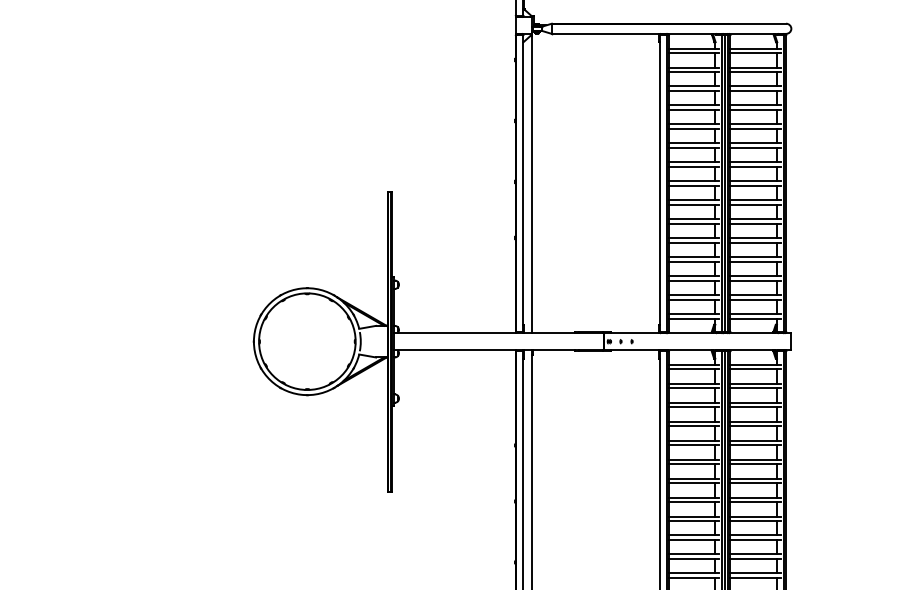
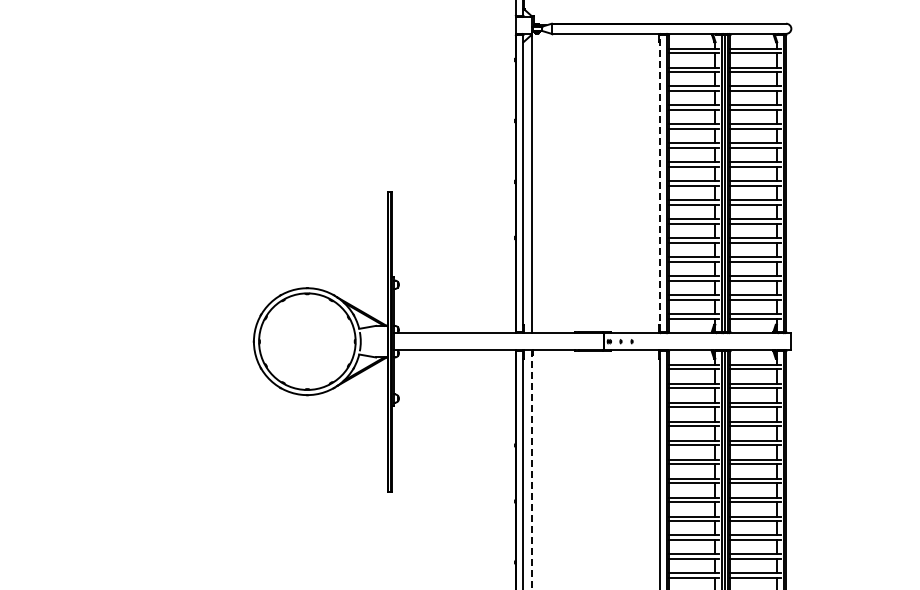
line: solid -> dashed (659, 183)
line: solid -> dashed (532, 469)
